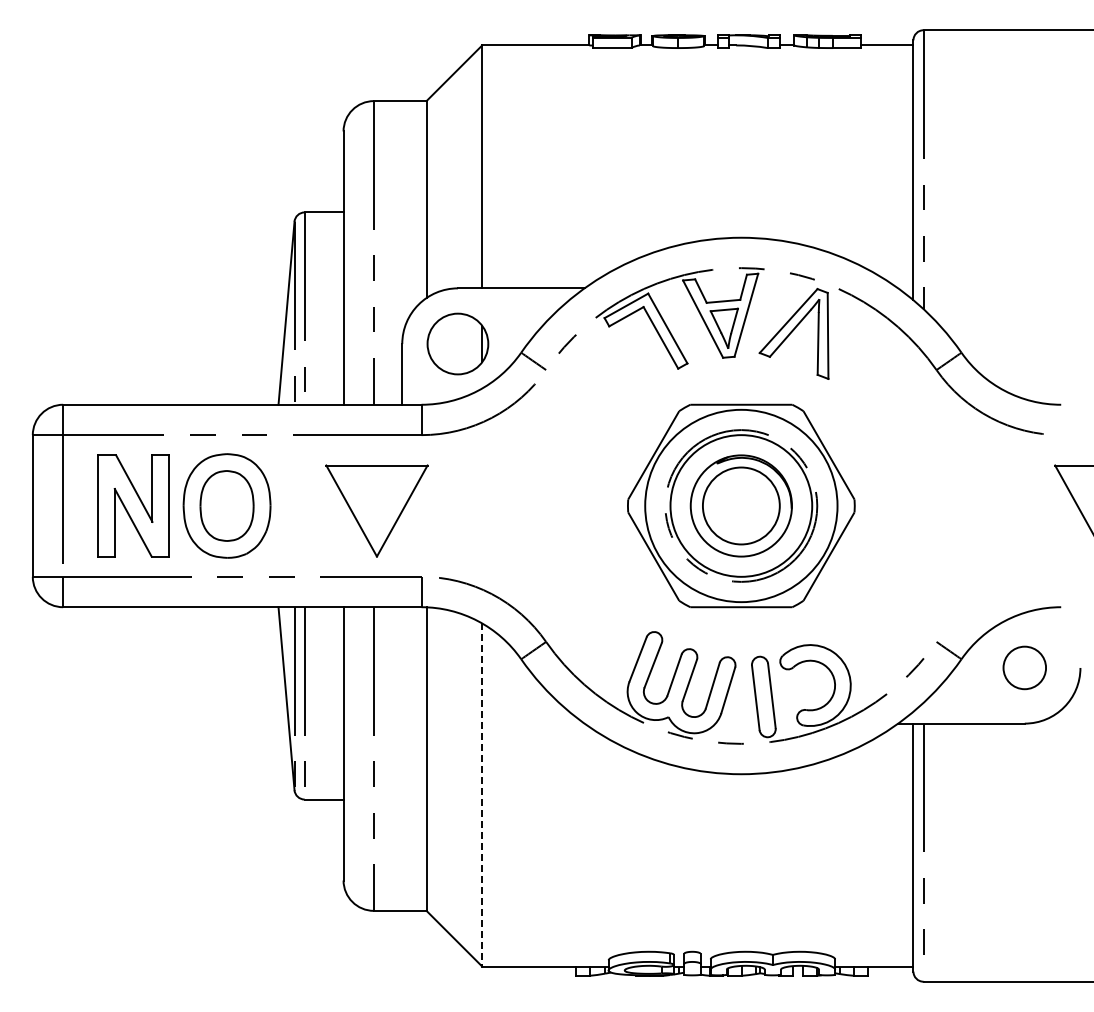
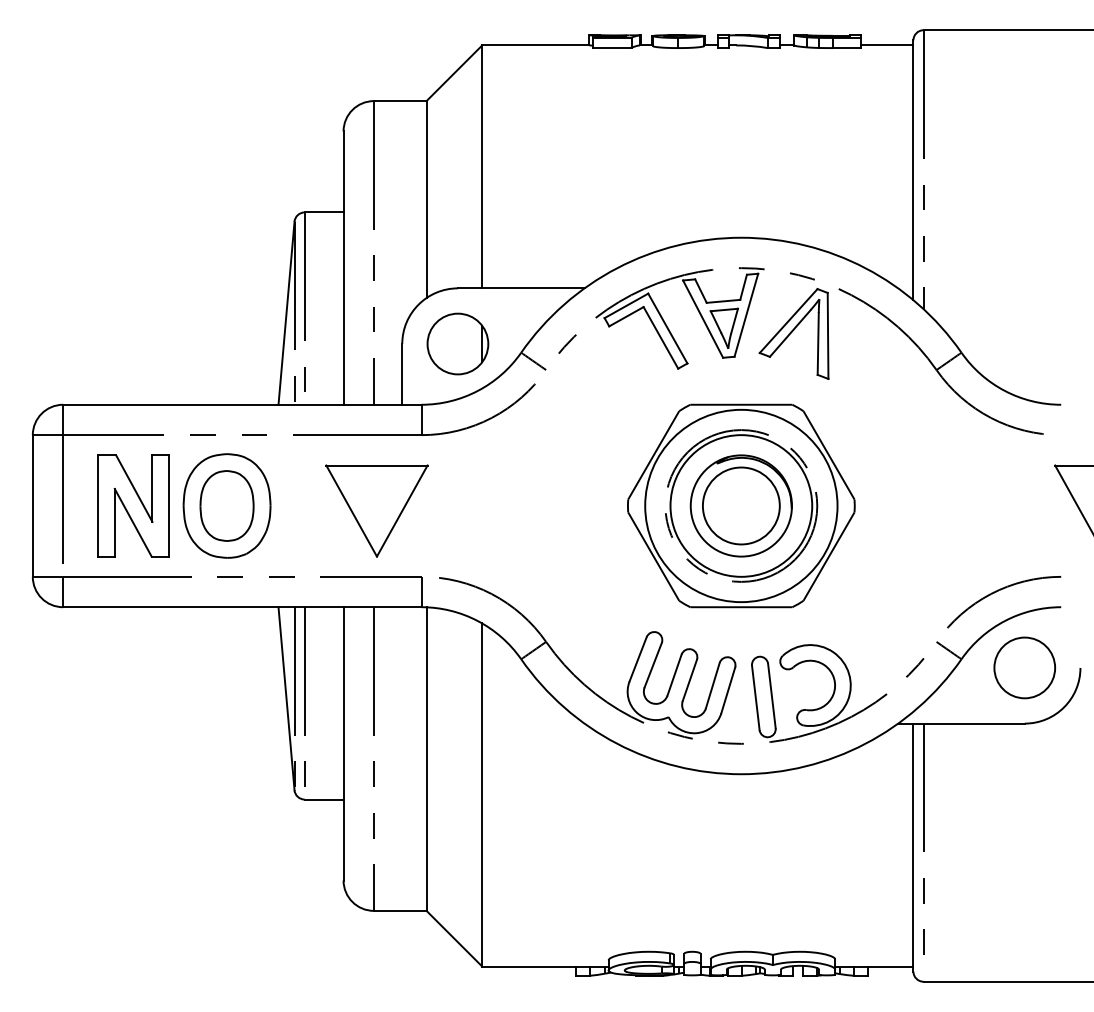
arc: none -> present (1001, 590)
circle diameter: 43 px -> 61 px (1024, 667)
line: dashed -> solid (482, 795)
